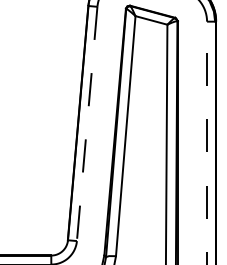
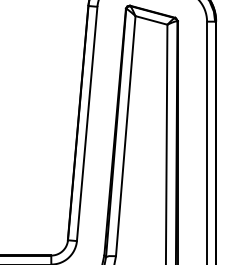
line: dashed -> solid (87, 123)
line: dashed -> solid (207, 142)
